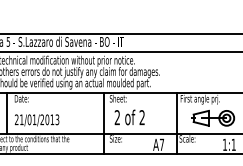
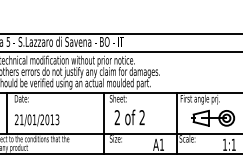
text: A7 -> A1 (162, 144)
